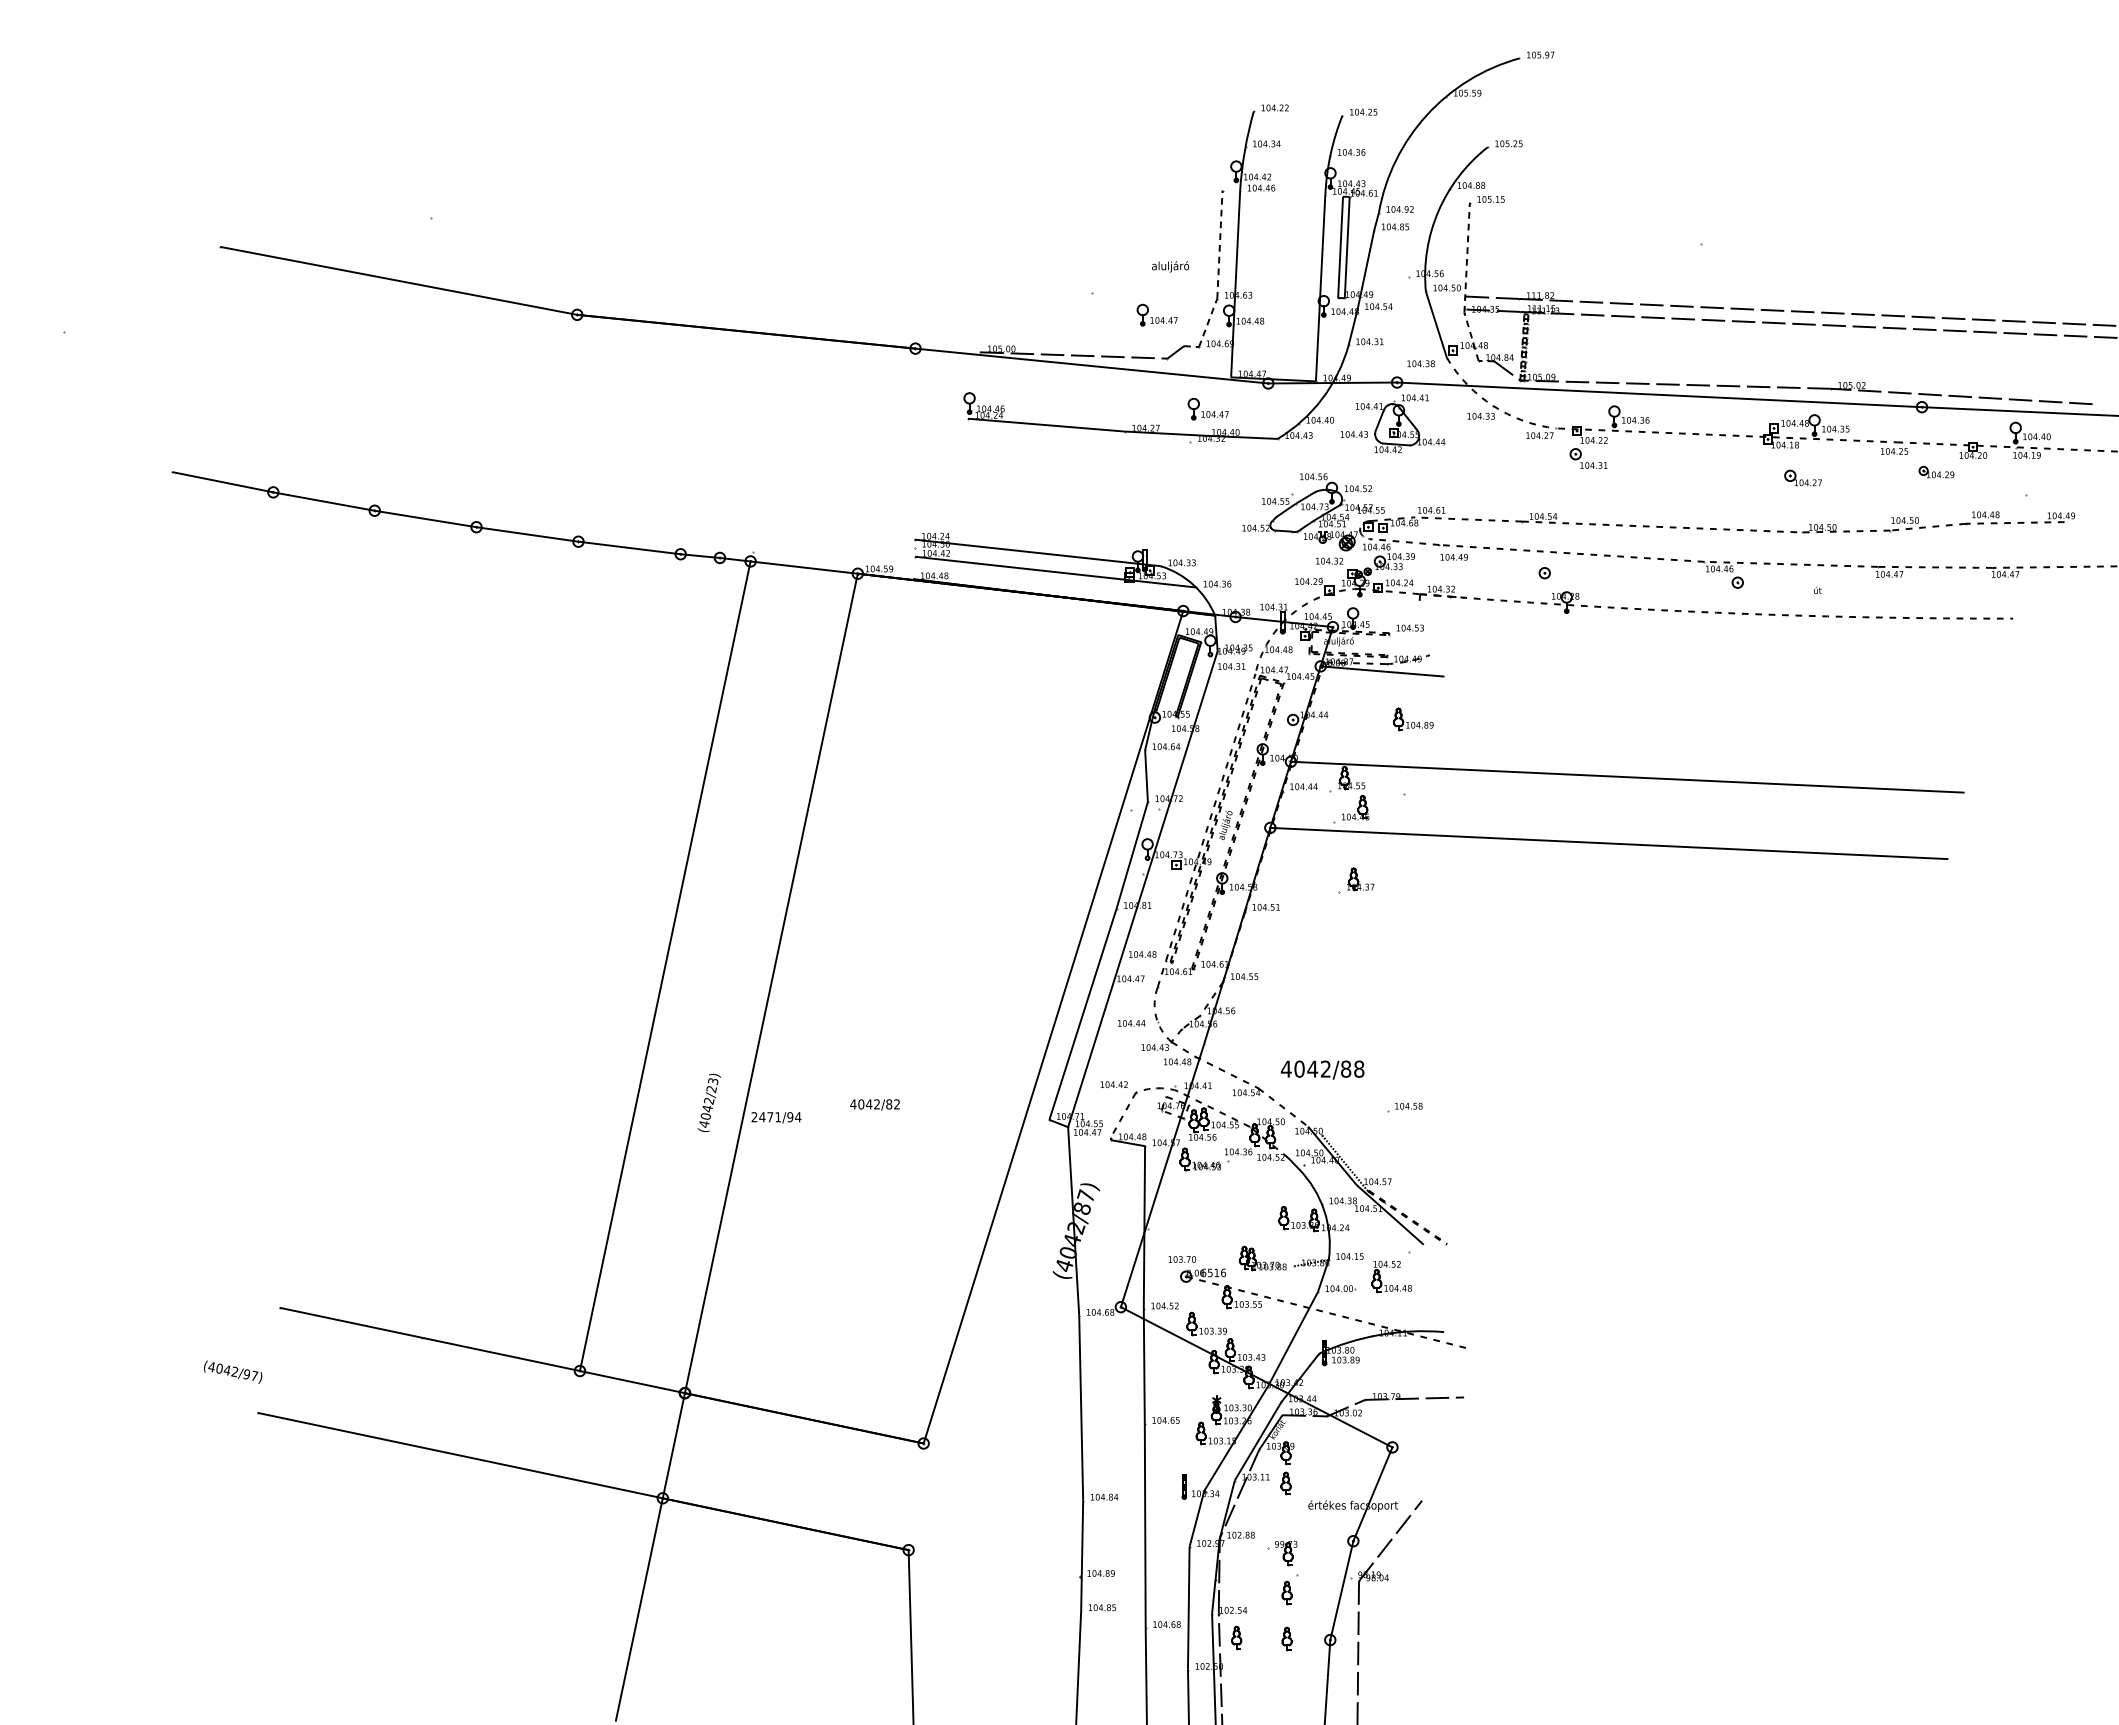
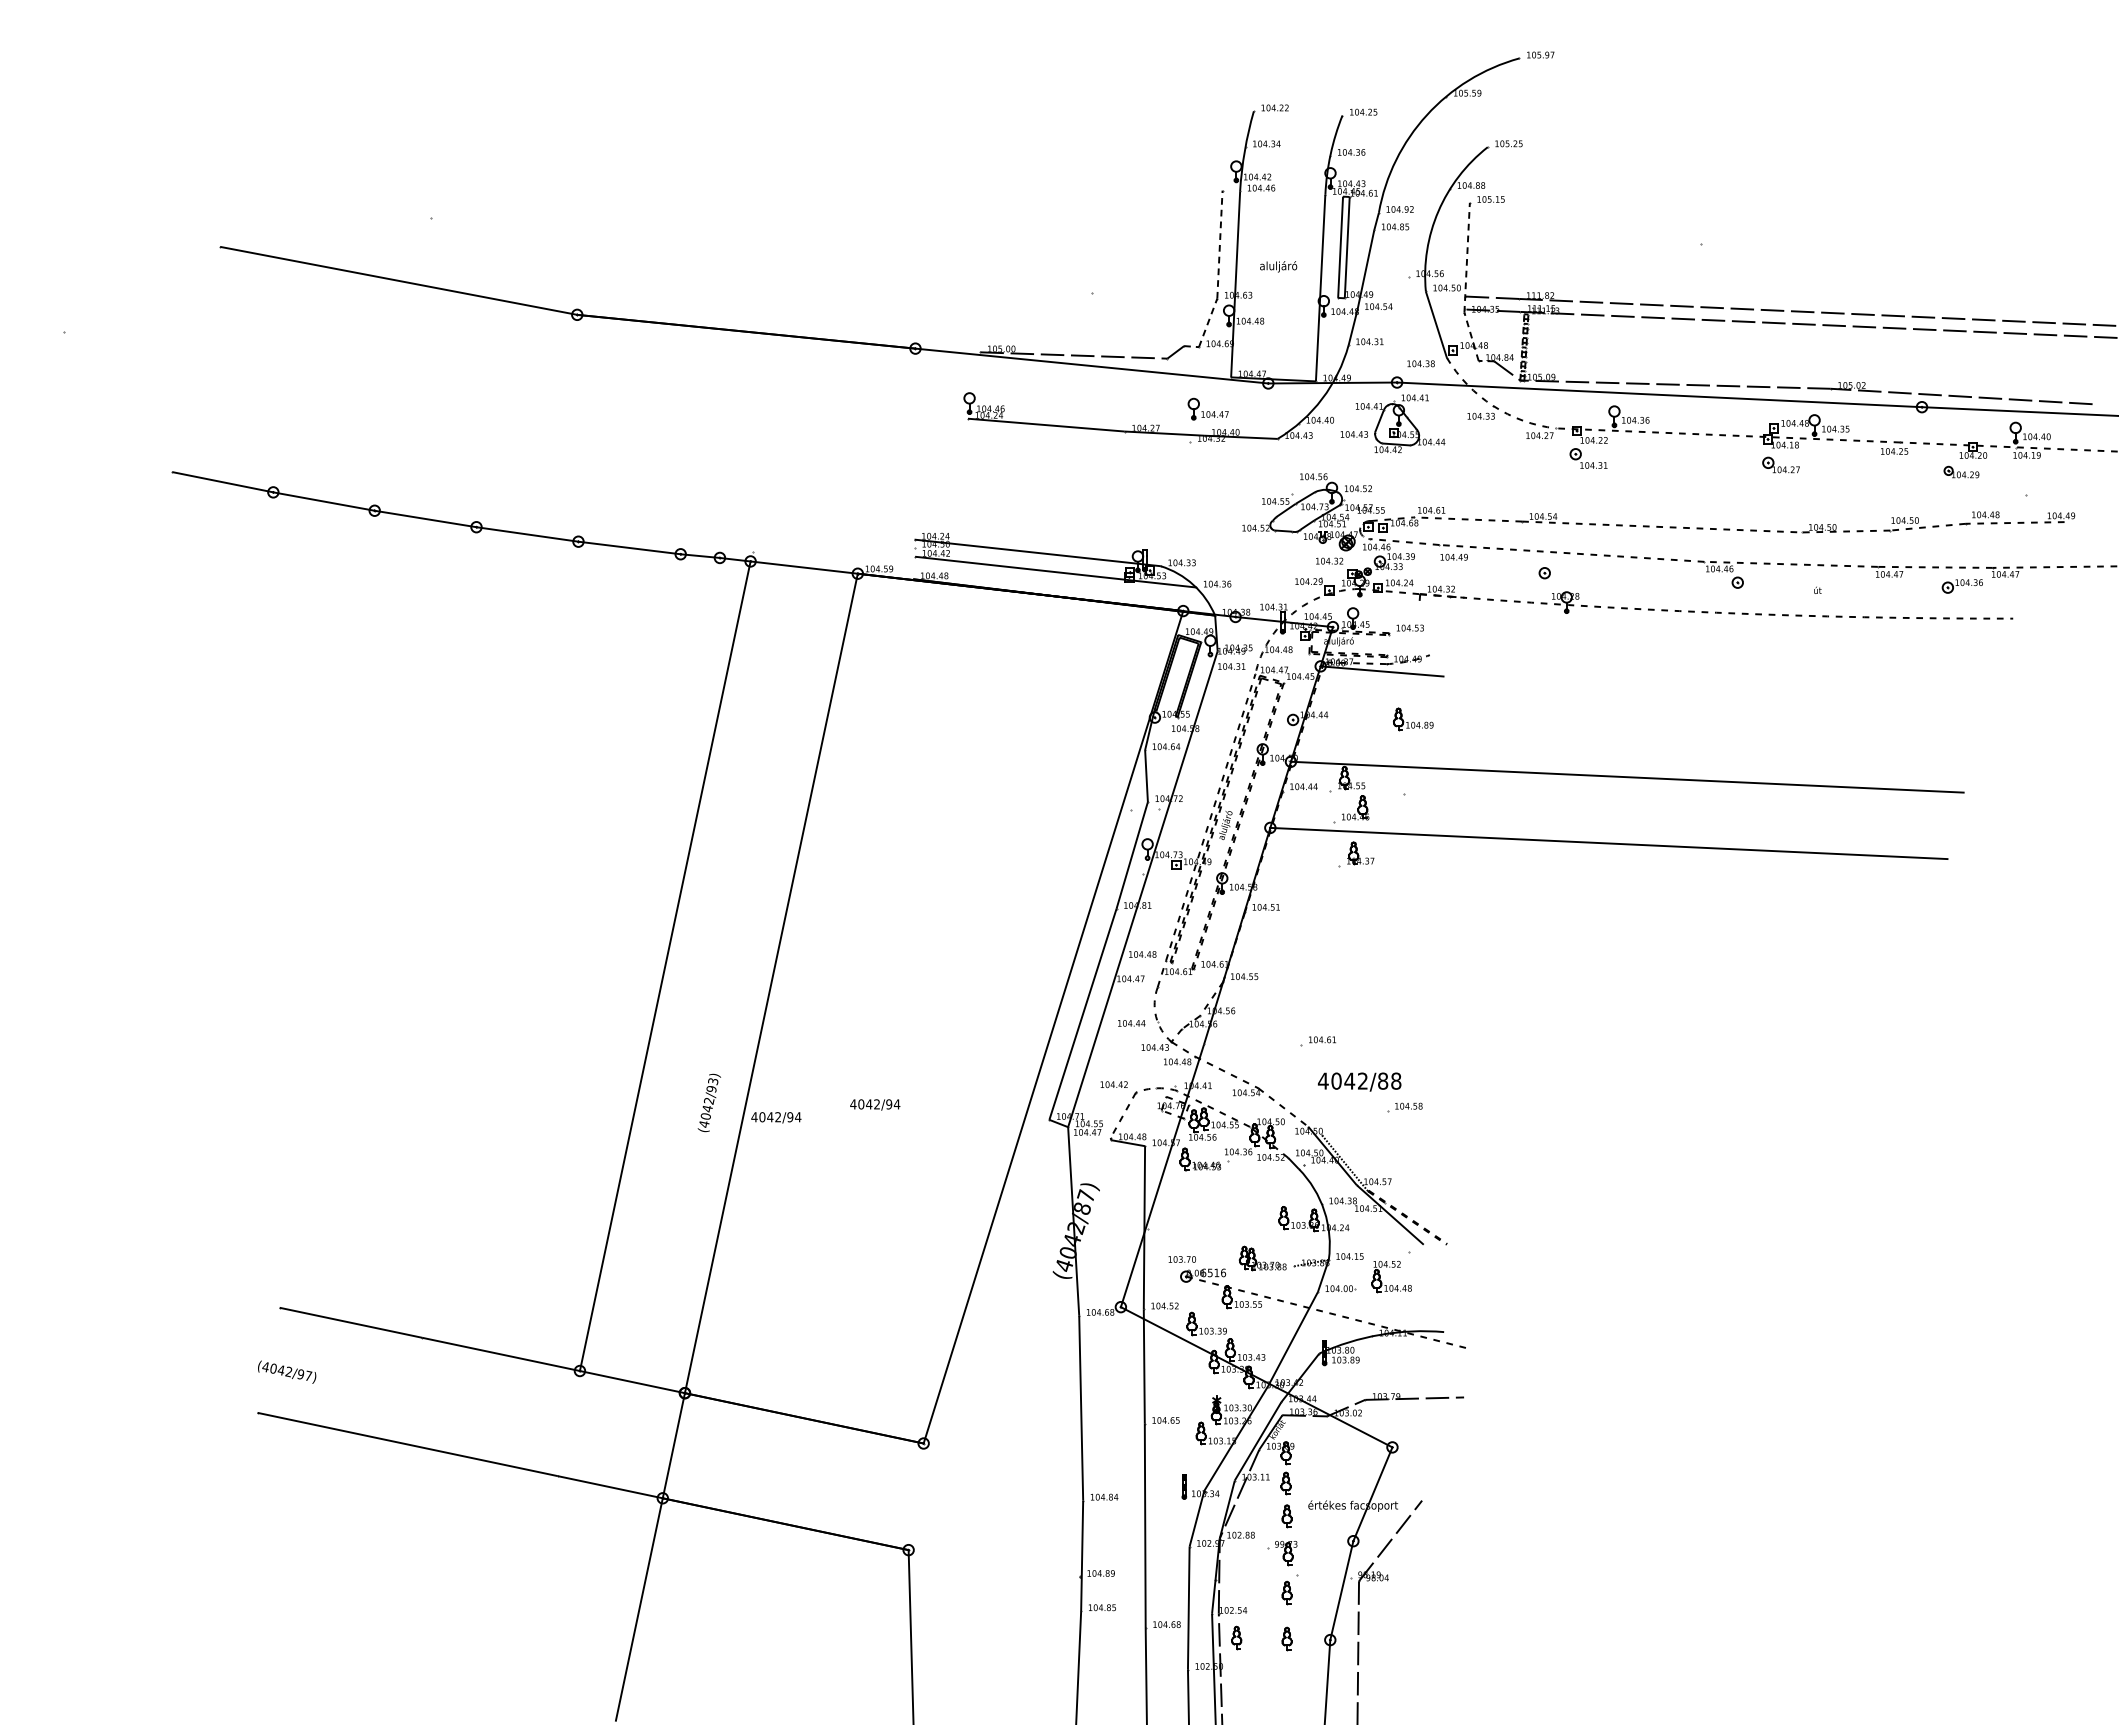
text position: (1170, 266) -> (1278, 266) (1278, 266)
part: present -> none (1156, 314)
part position: (1936, 471) -> (1961, 471) (1961, 471)
part position: (1802, 477) -> (1780, 464) (1780, 464)
part: none -> present (1961, 586)
part position: (1356, 880) -> (1356, 854) (1356, 854)
part: none -> present (1318, 1041)
text position: (1322, 1069) -> (1359, 1081) (1359, 1081)
text: (4042/23) -> (4042/93) (711, 1089)
text: 4042/82 -> 4042/94 (893, 1104)
text: 2471/94 -> 4042/94 (765, 1117)
text position: (233, 1371) -> (287, 1371) (287, 1371)
part: none -> present (1286, 1516)
